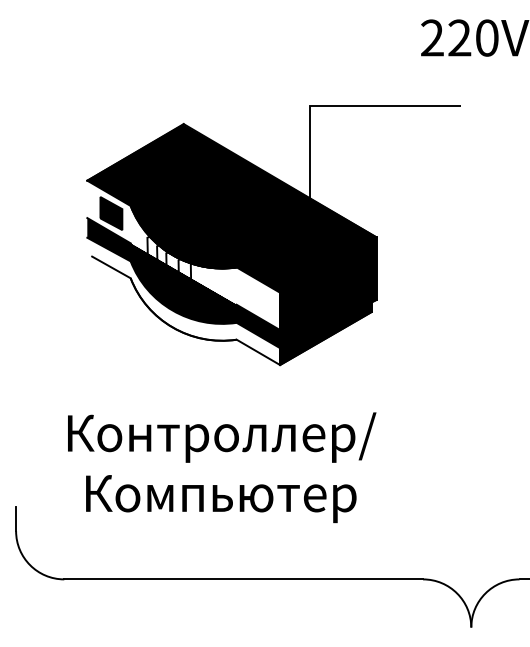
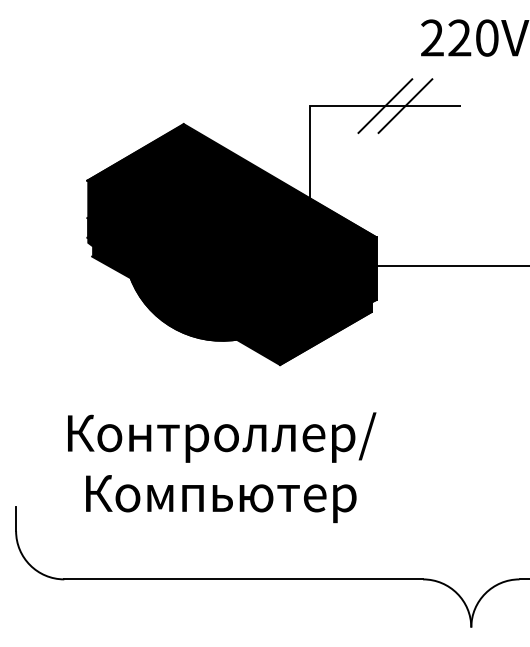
line: none -> present (385, 105)
line: none -> present (405, 105)
line: none -> present (443, 265)
fill: none -> present (183, 272)
